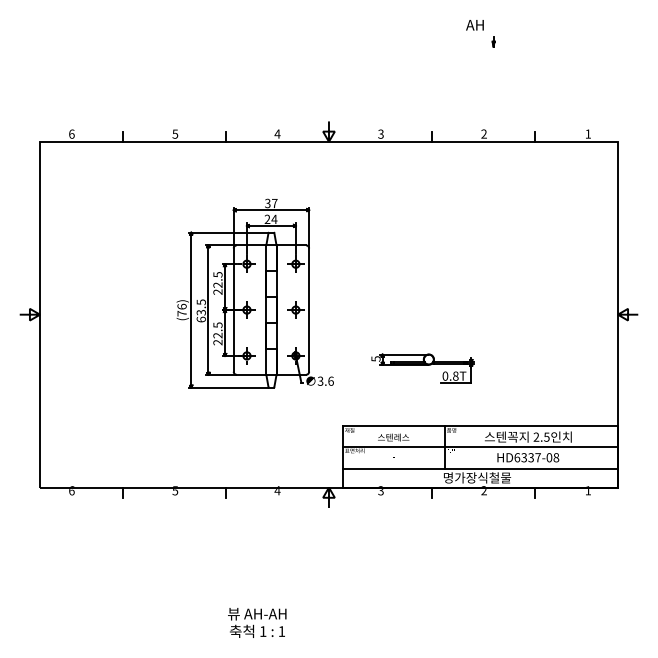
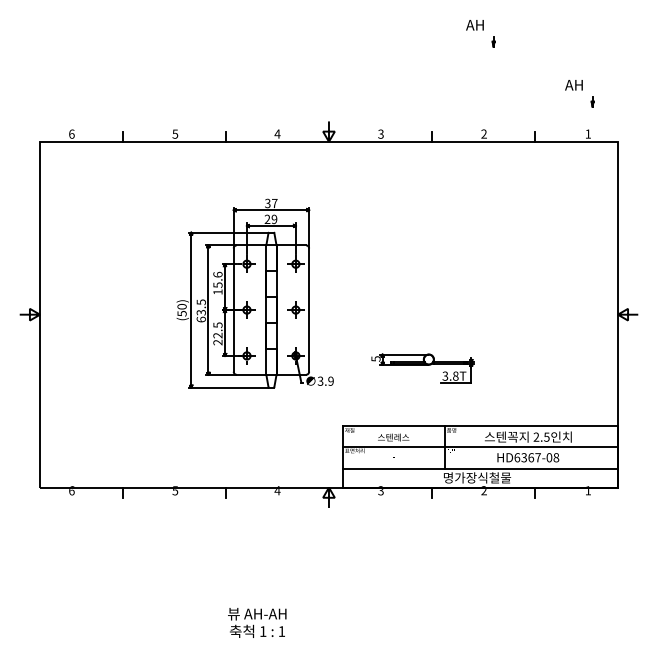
part: none -> present (579, 93)
text: 24 -> 29 (274, 219)
text: 22.5 -> 15.6 (217, 282)
text: (76) -> (50) (181, 309)
text: 0.8T -> 3.8T (445, 375)
text: 3.6 -> 3.9 (330, 380)
text: HD6337-08 -> HD6367-08 (531, 457)
